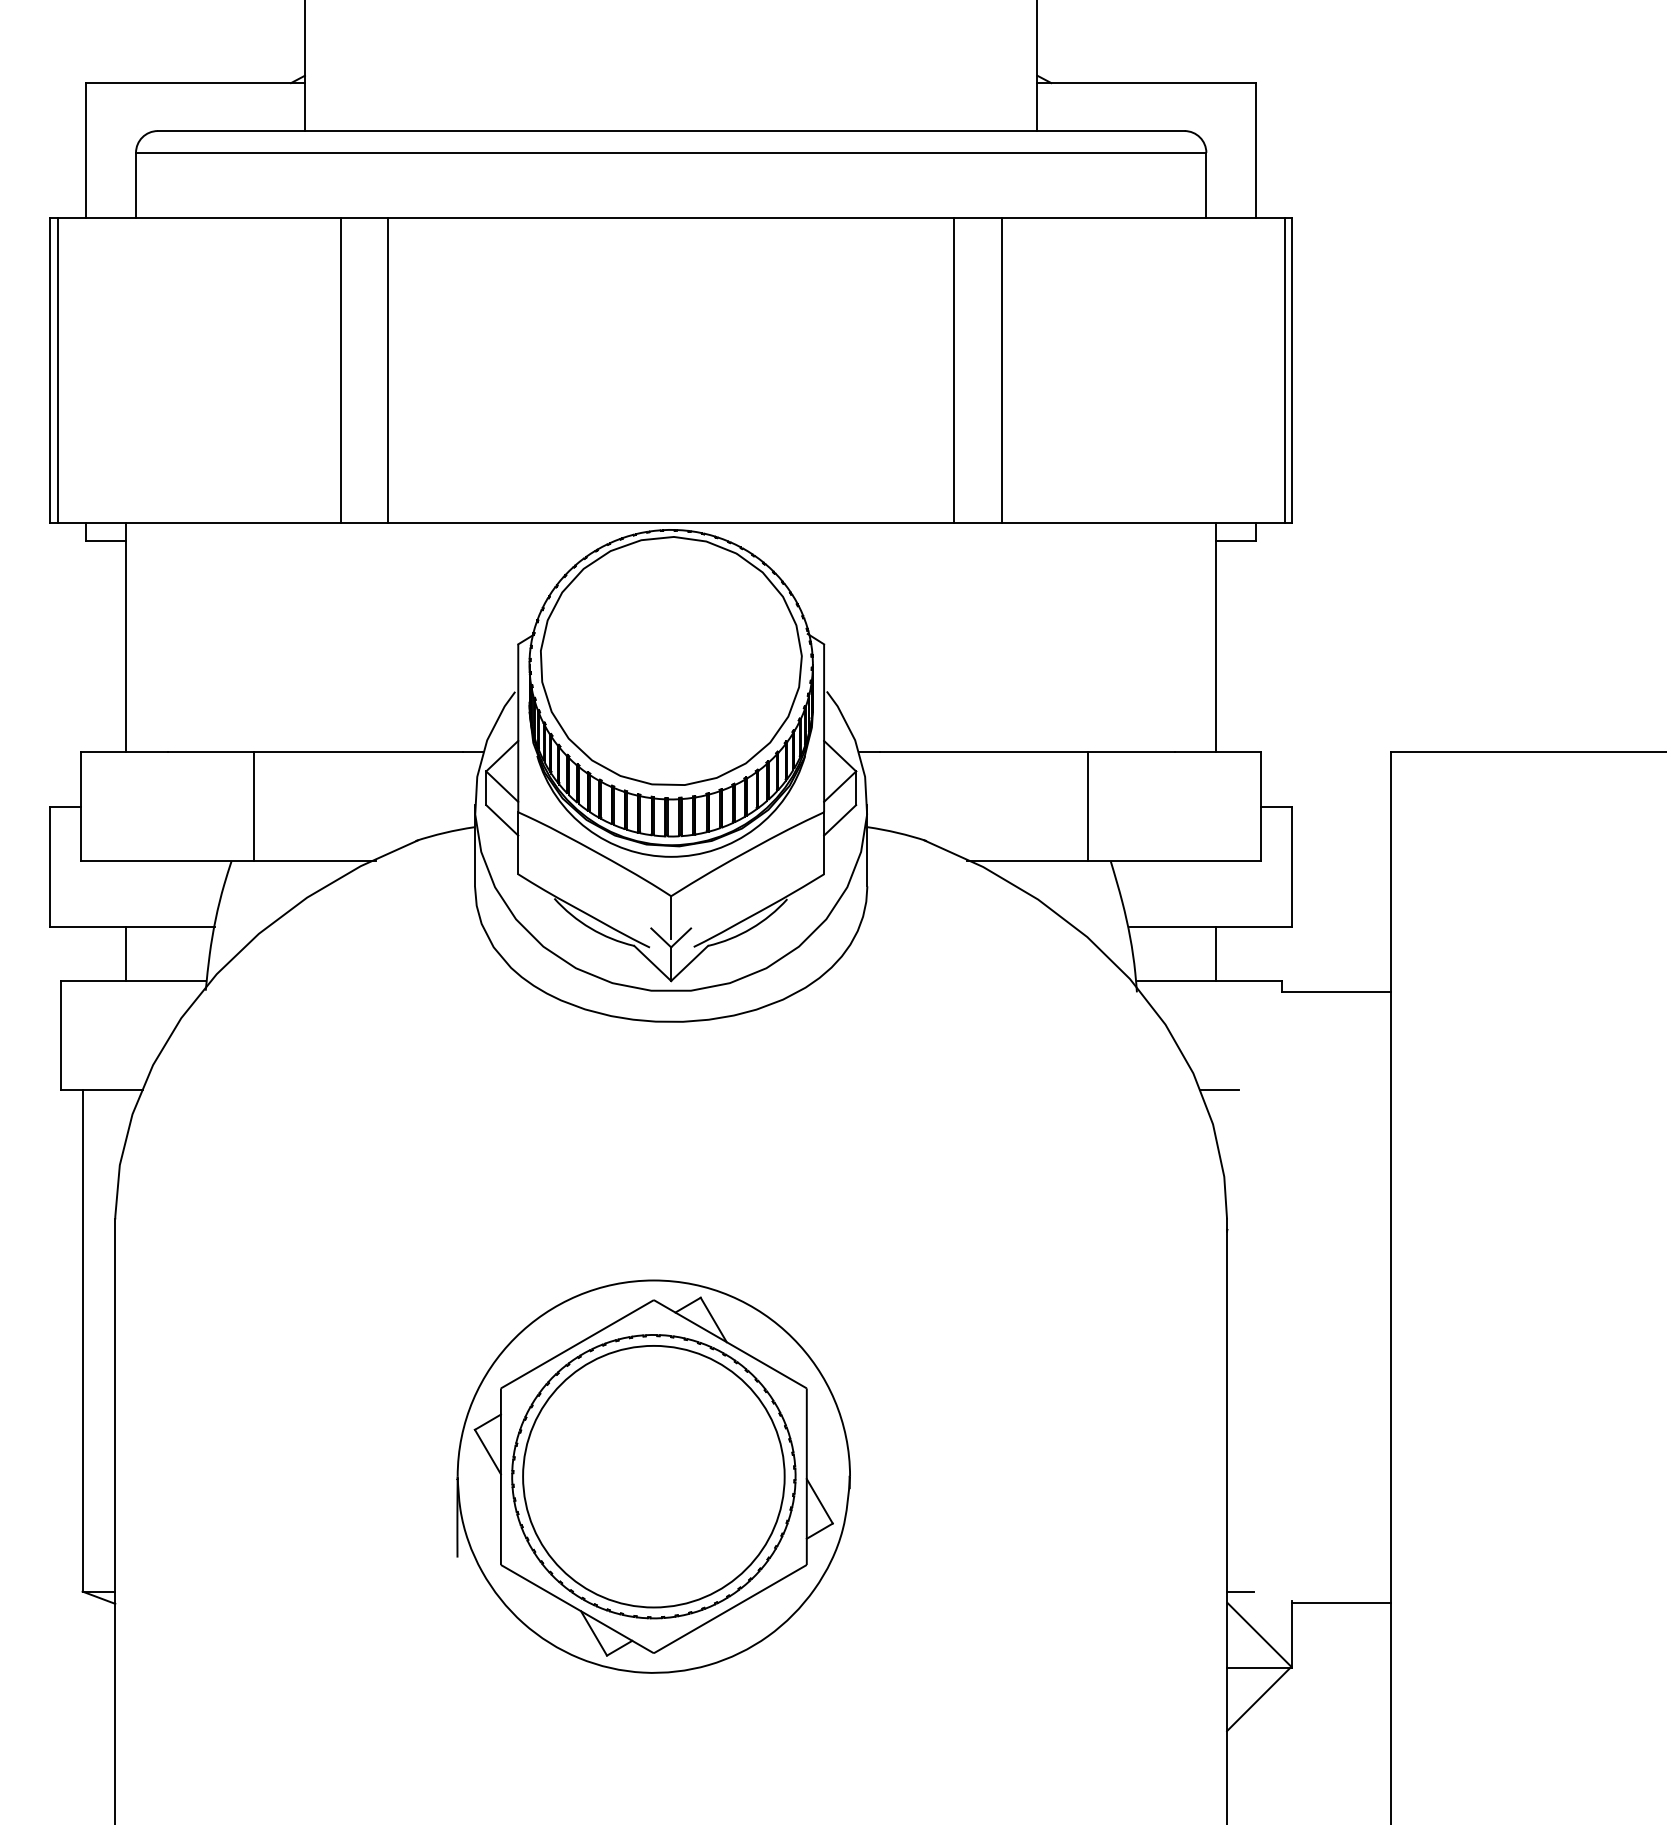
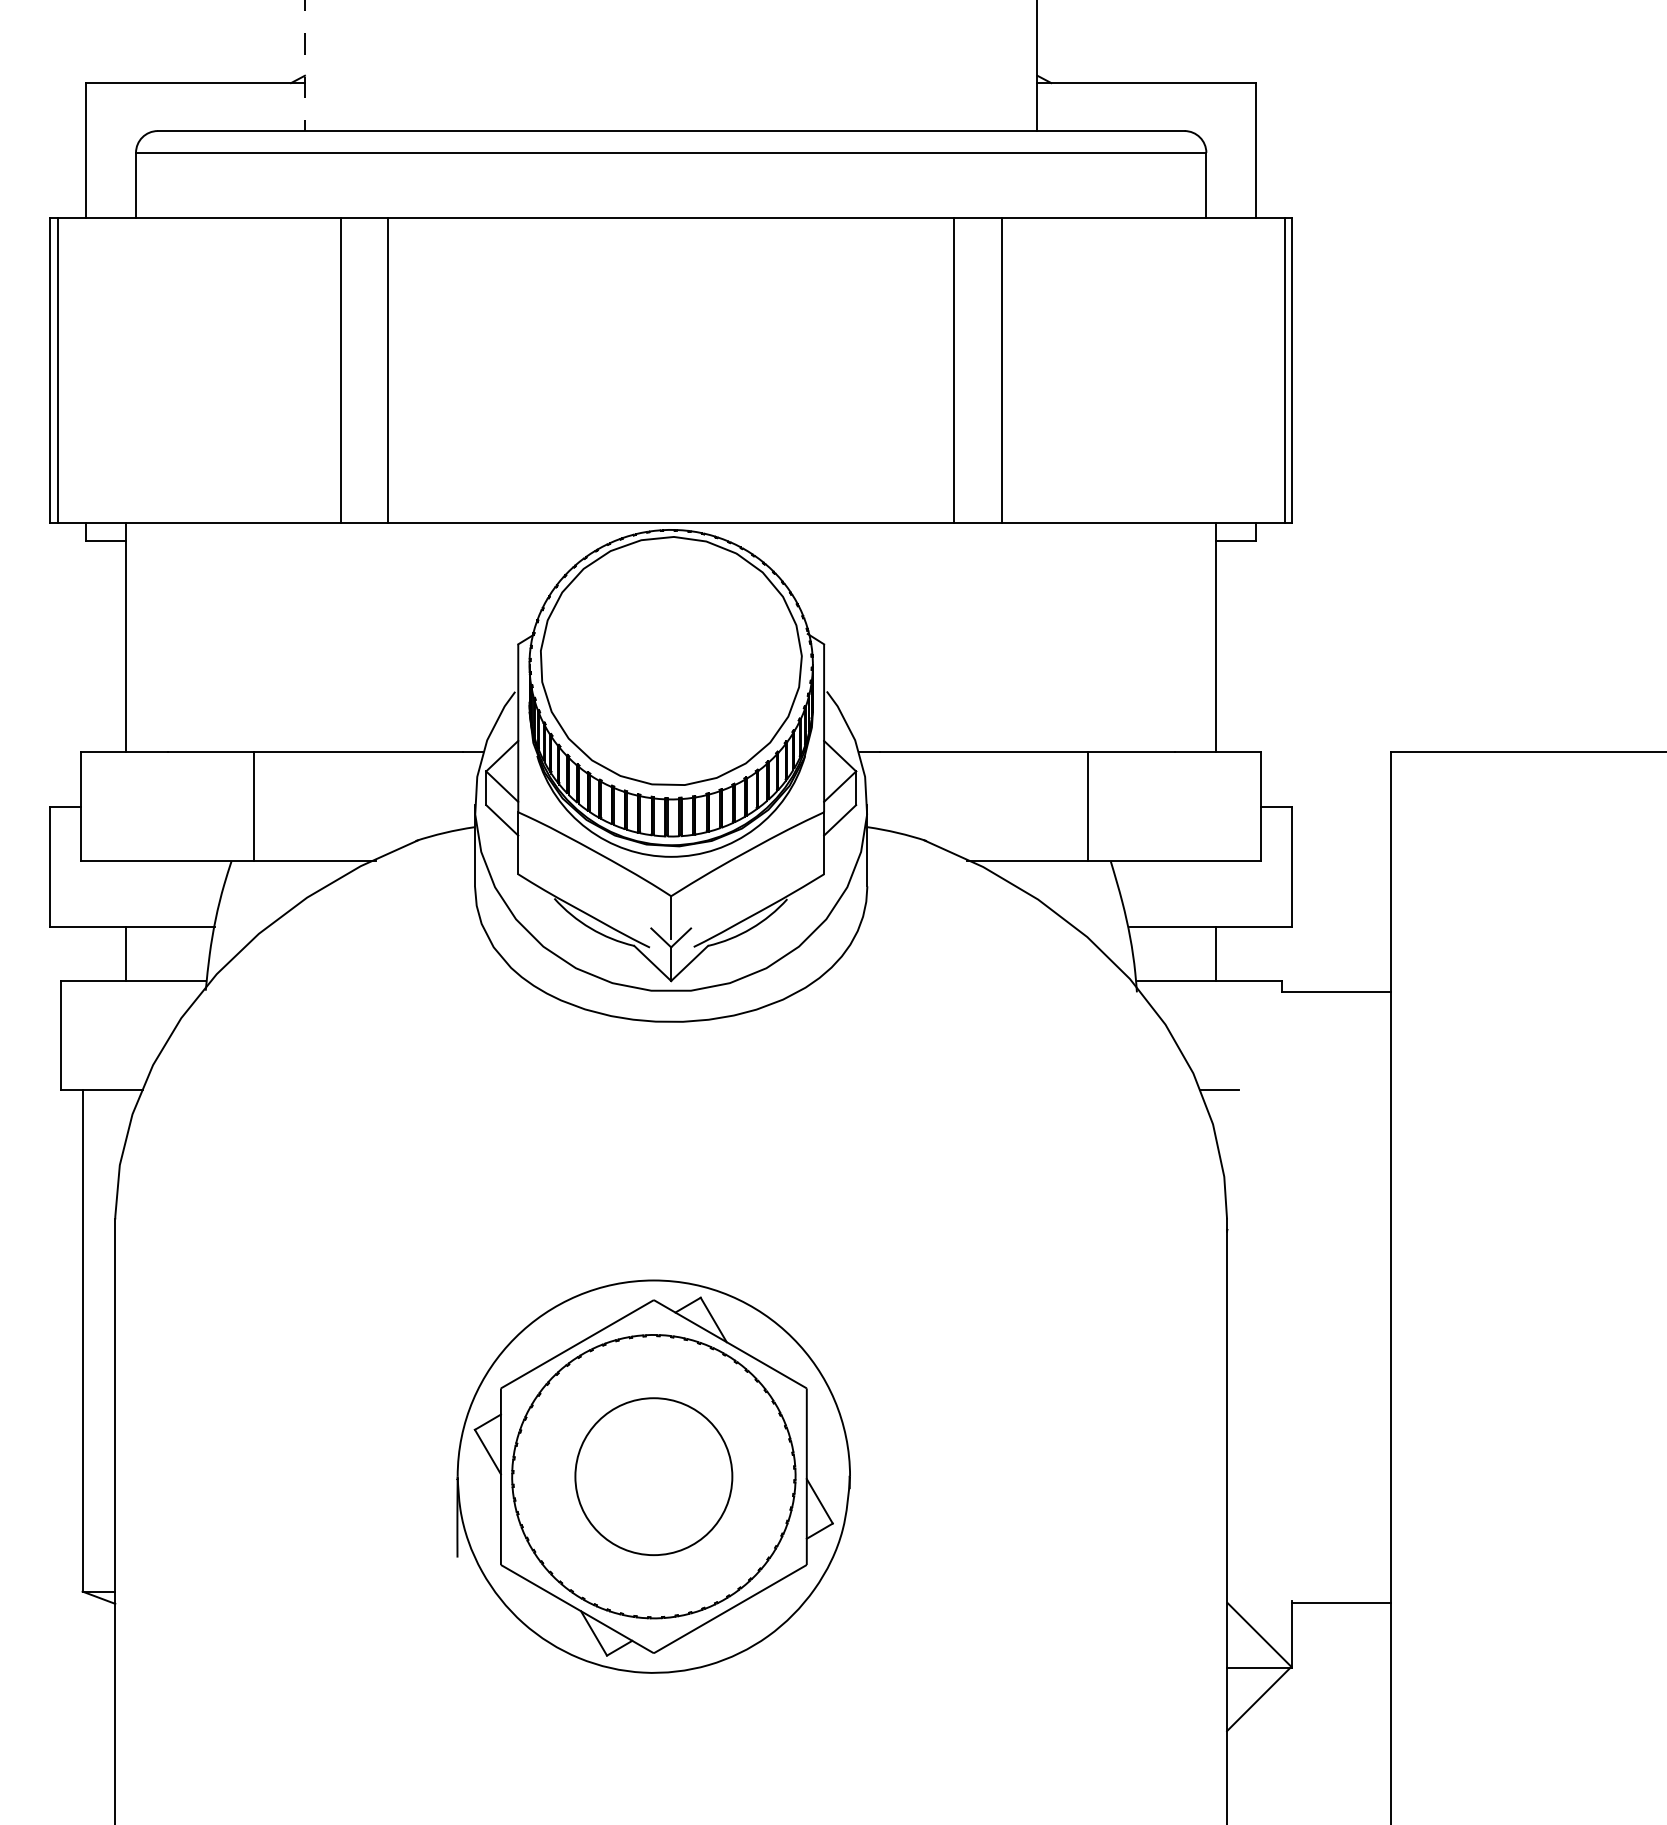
line: solid -> dashed (304, 66)
circle diameter: 262 px -> 157 px (653, 1476)
line: present -> none (1240, 1591)
